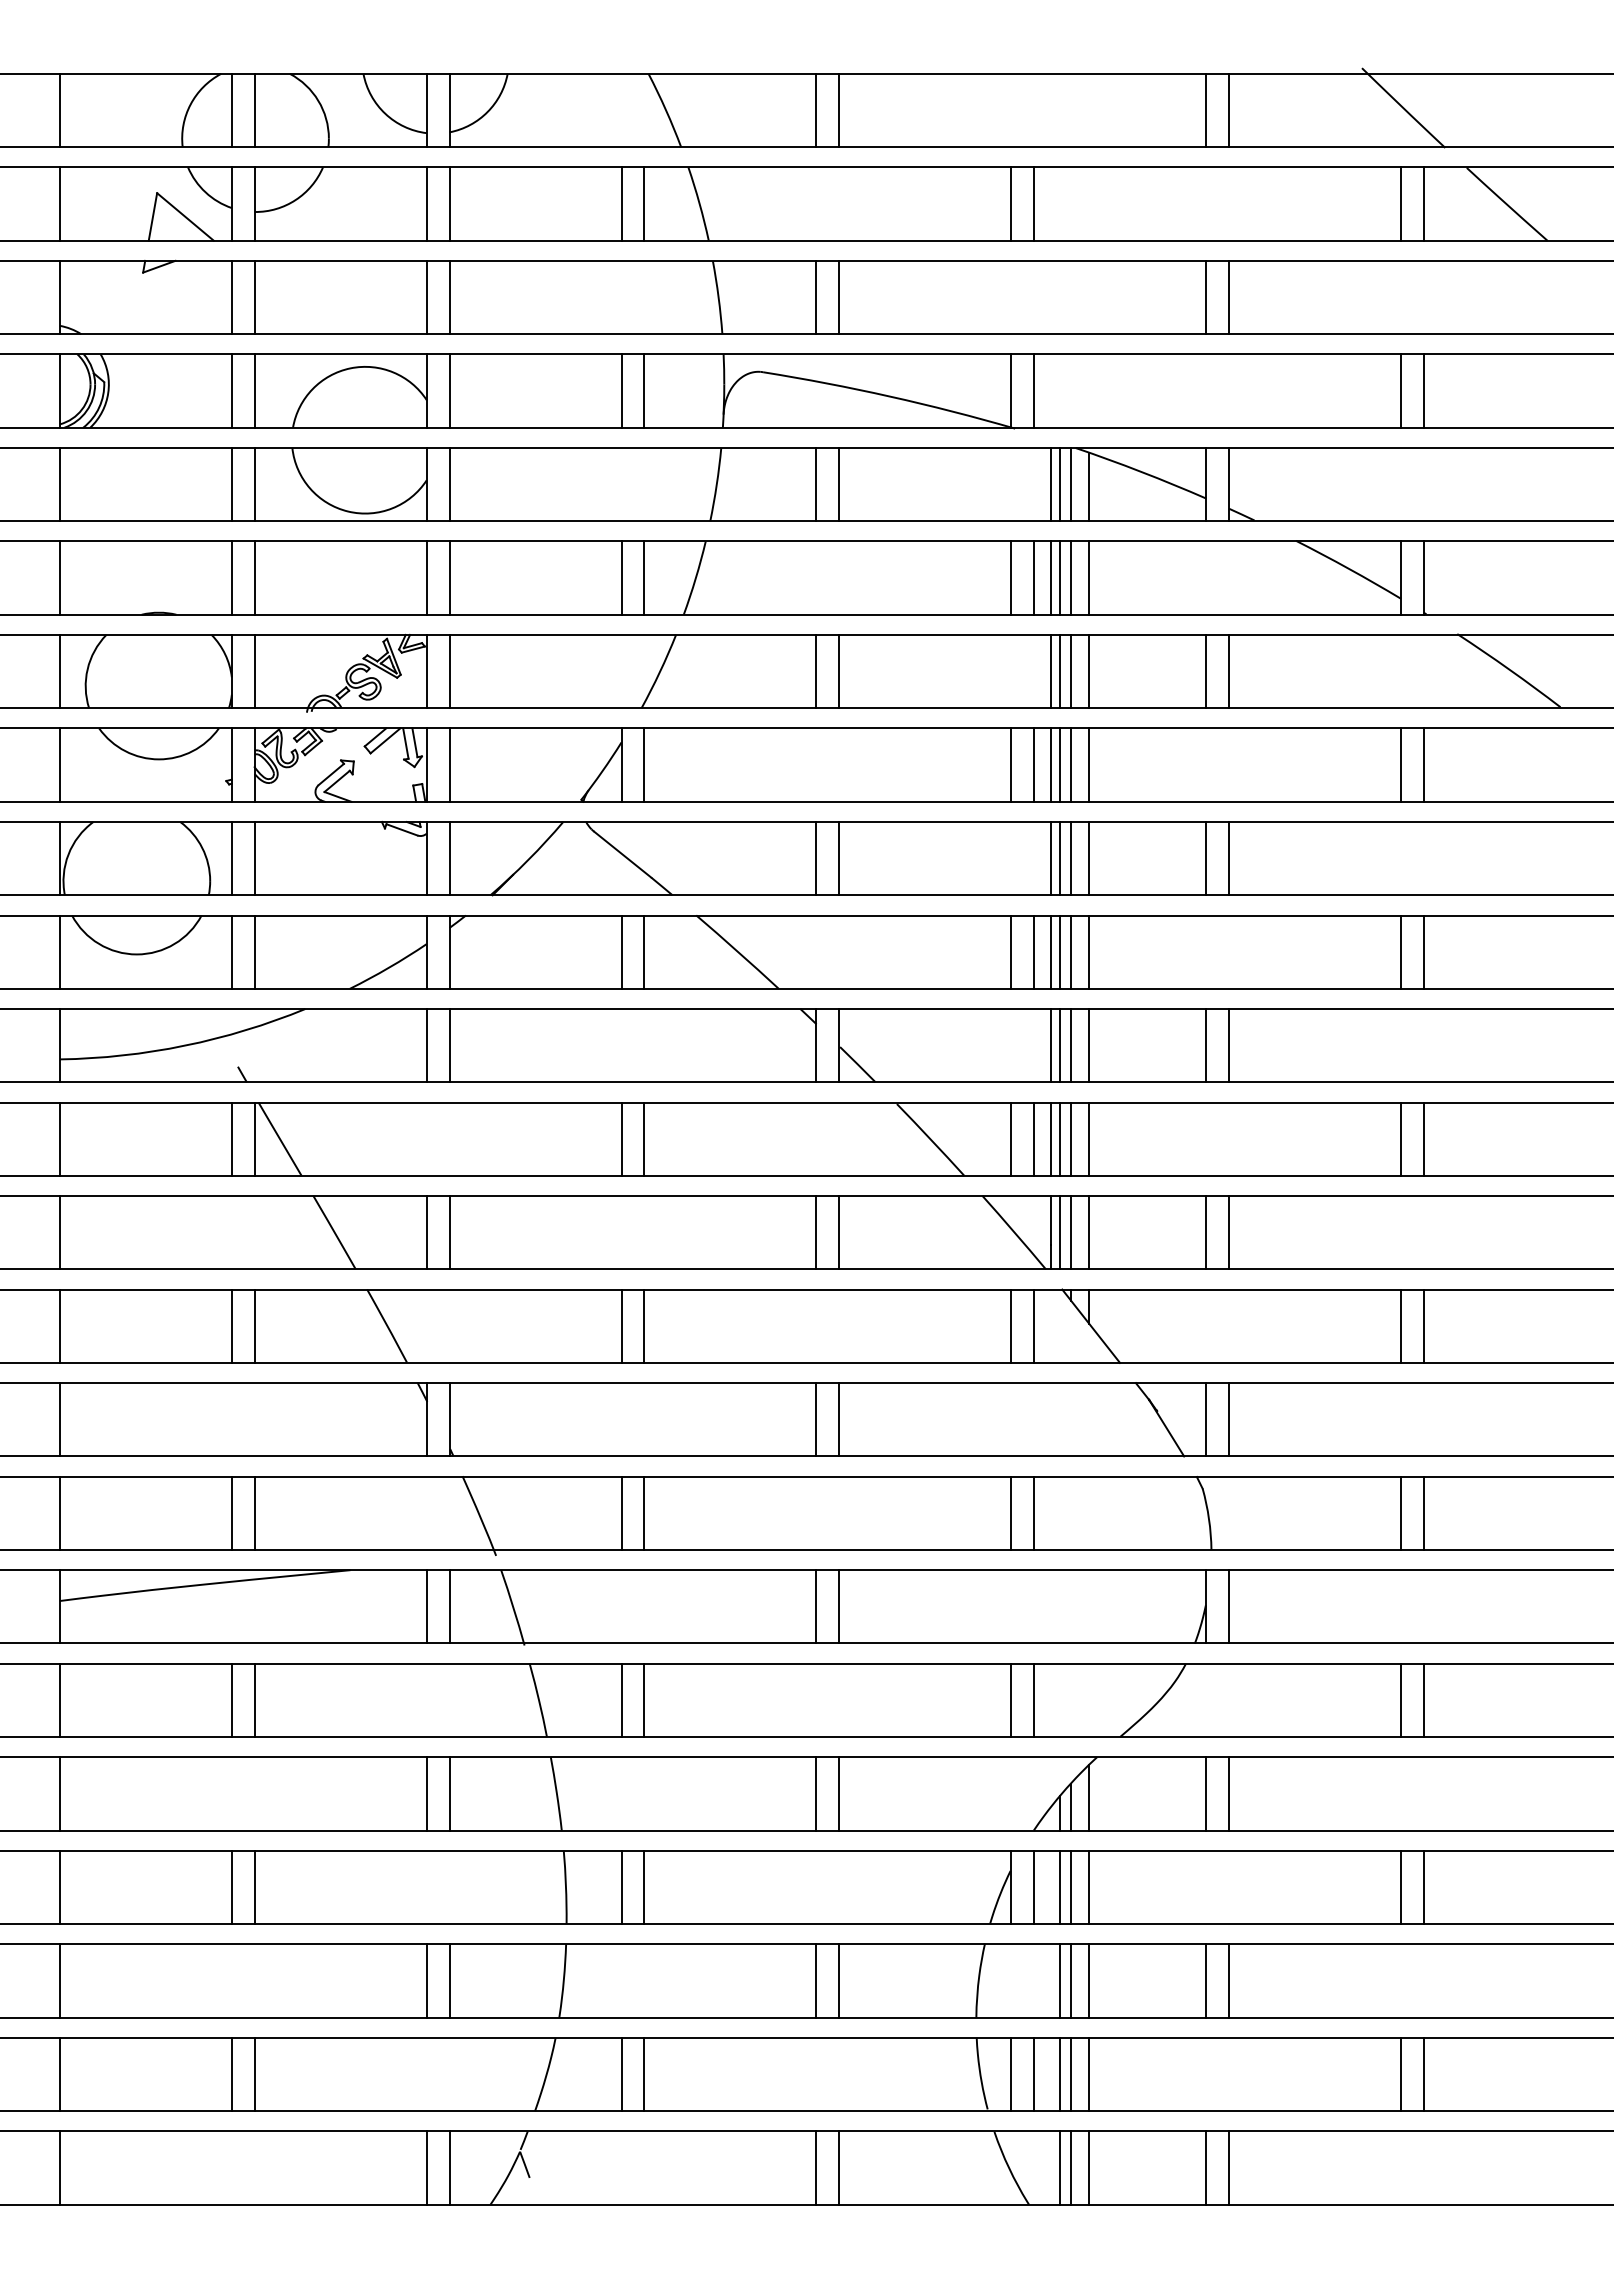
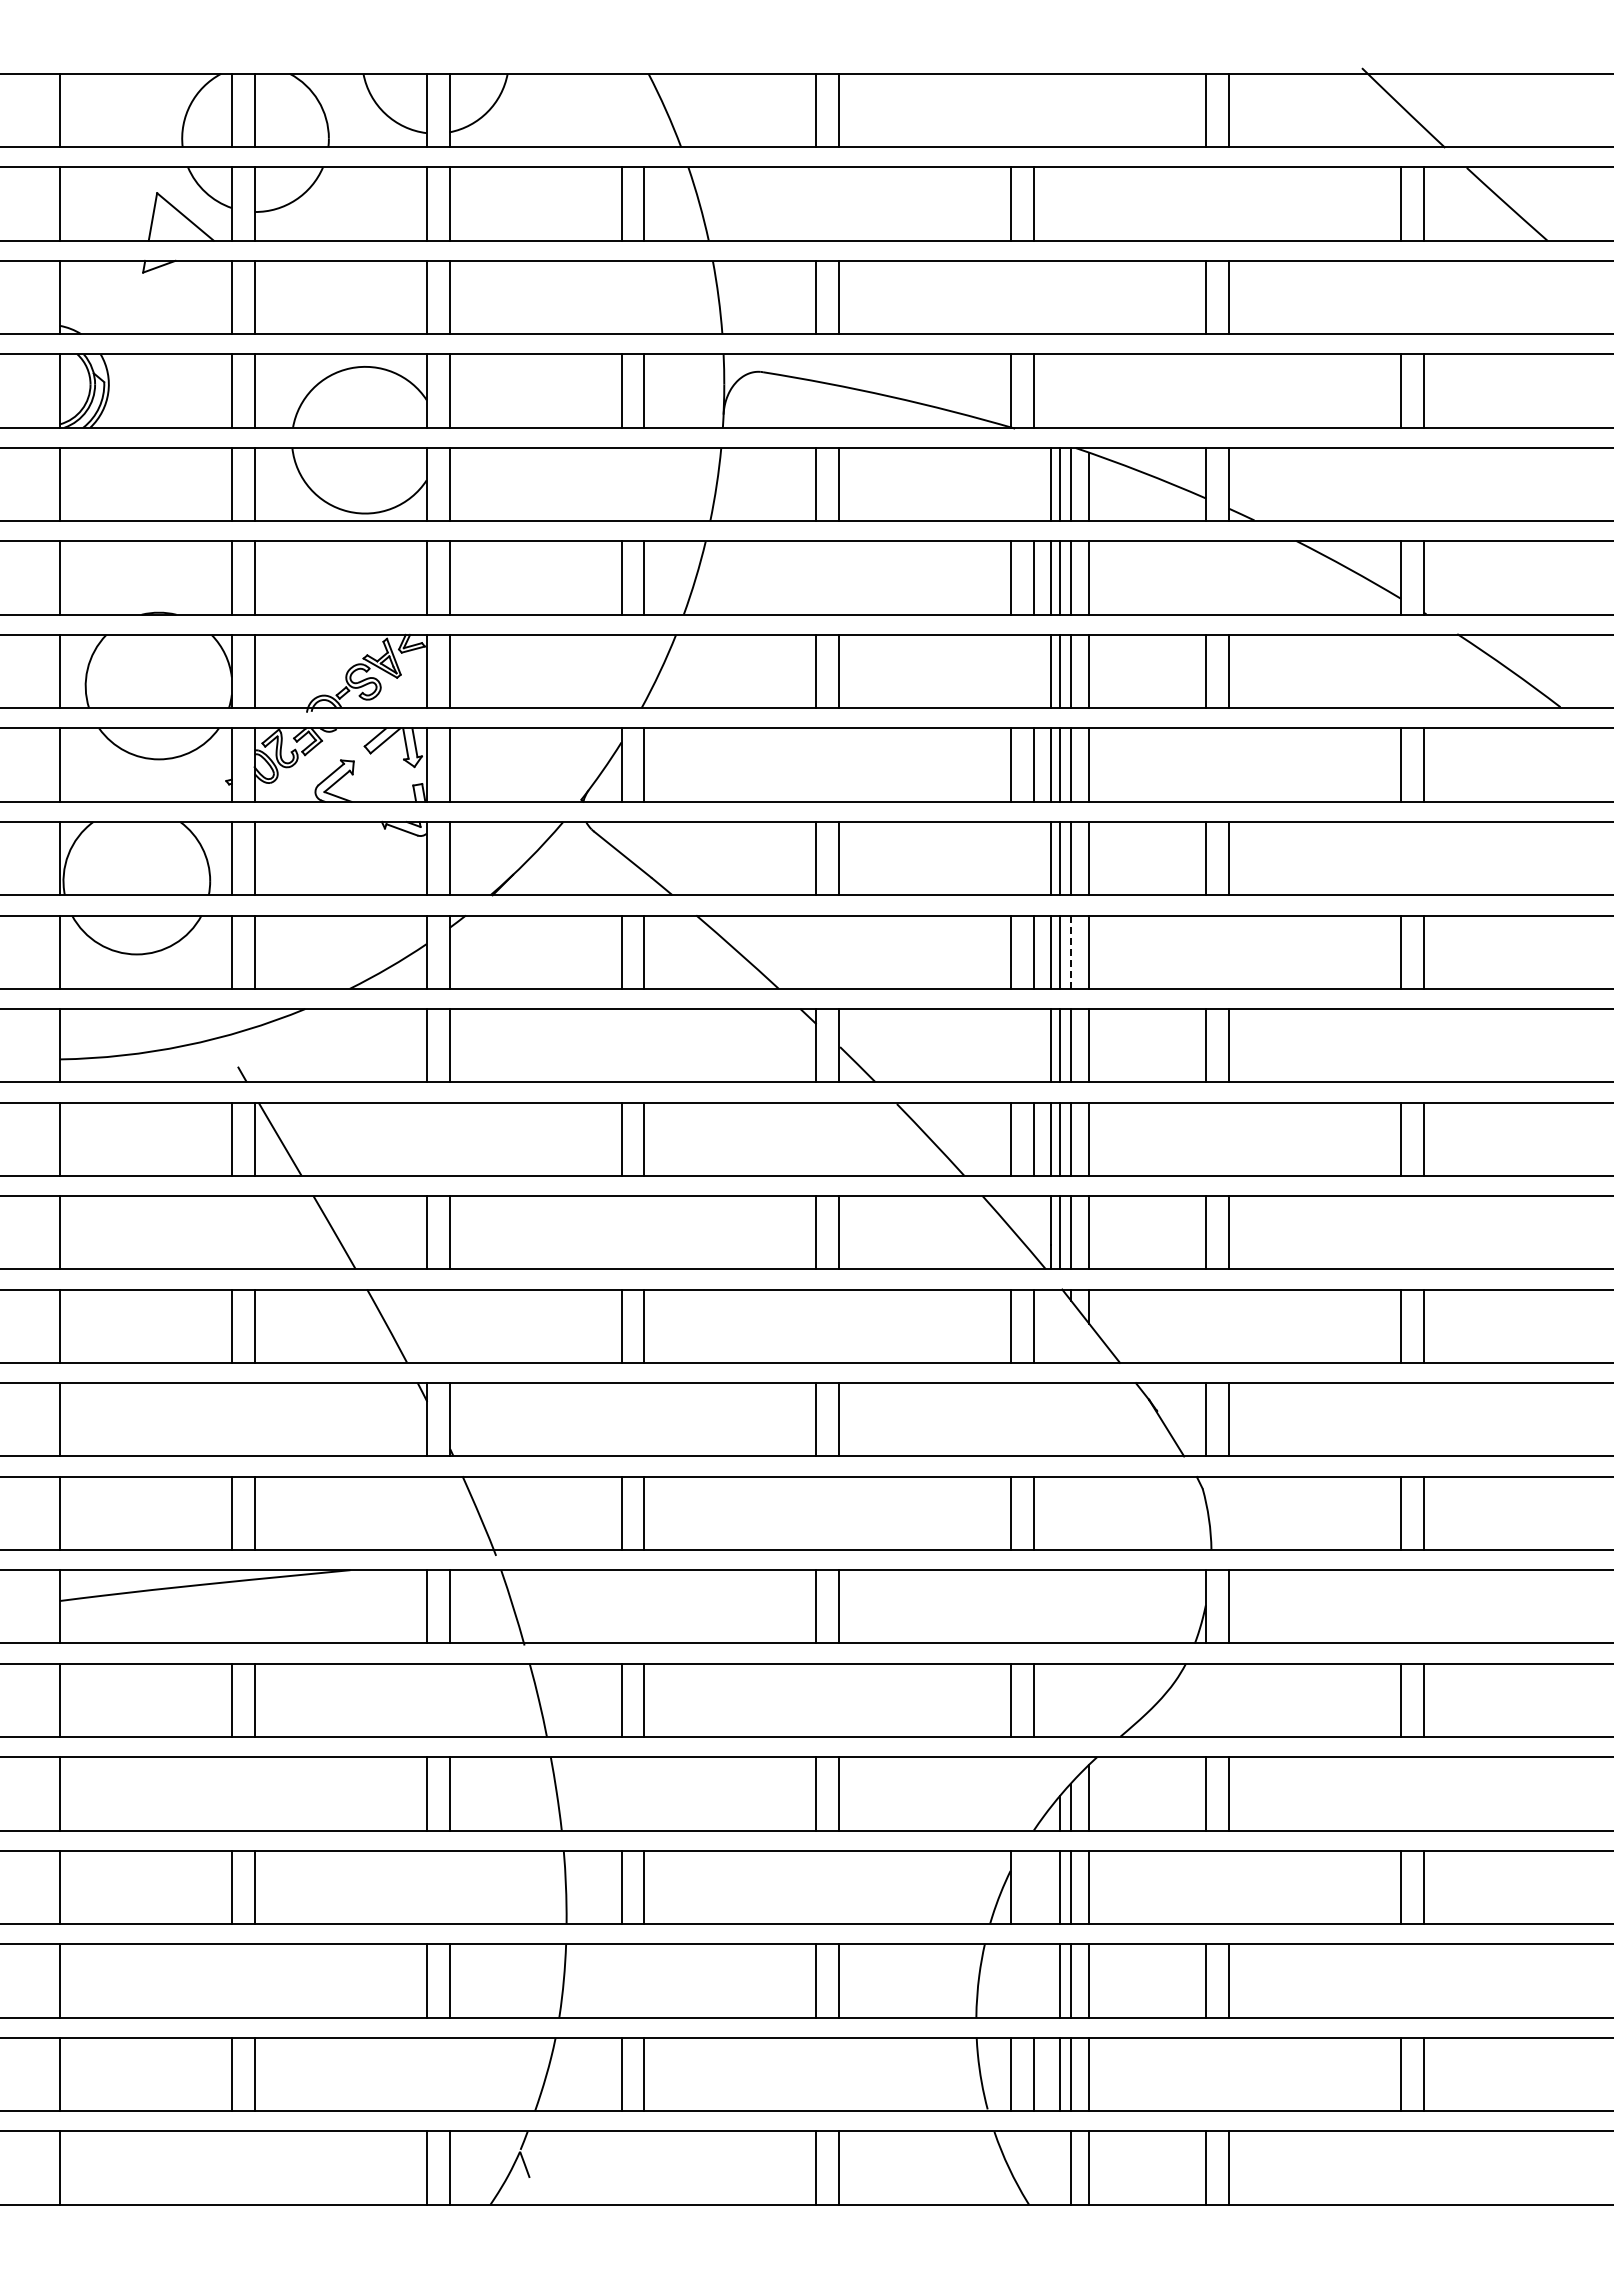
line: solid -> dashed (1071, 952)
line: present -> none (1034, 1887)
line: present -> none (1060, 2167)
